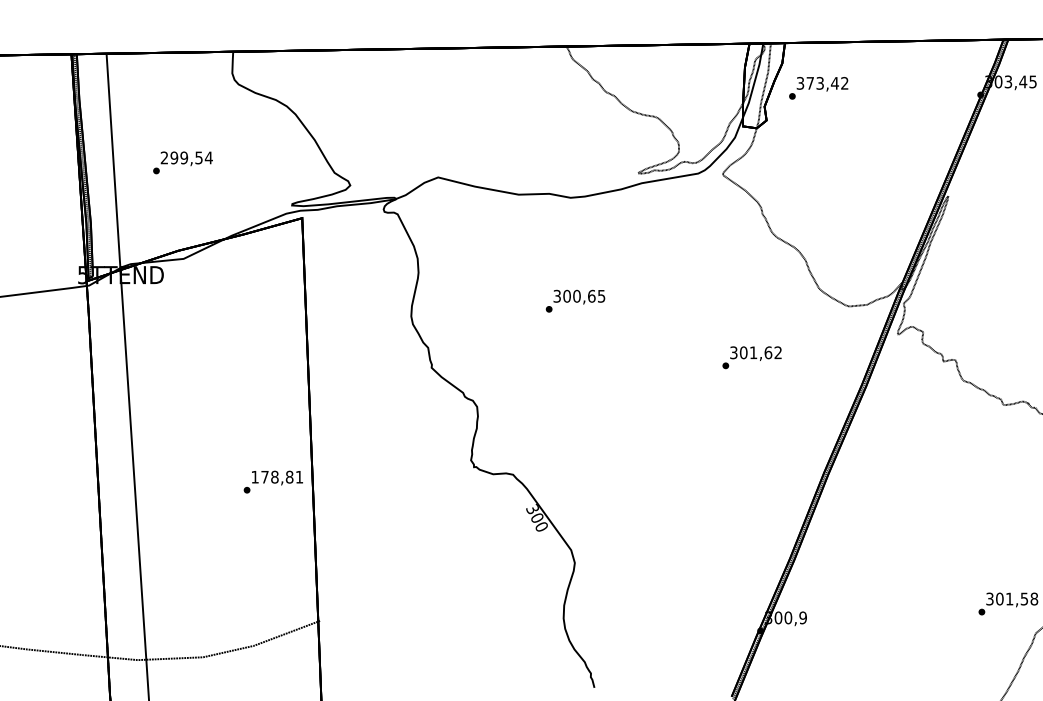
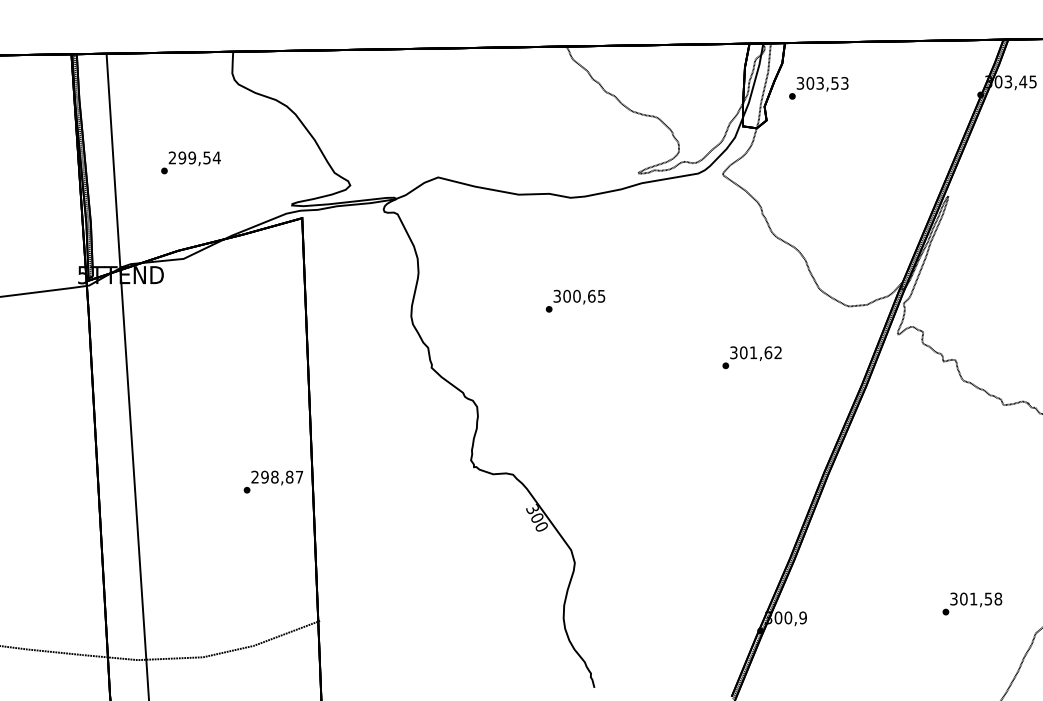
text: 373,42 -> 303,53 (827, 83)
text position: (182, 162) -> (190, 162) (190, 162)
text: 178,81 -> 298,87 (277, 476)
text position: (1008, 603) -> (972, 603) (972, 603)
